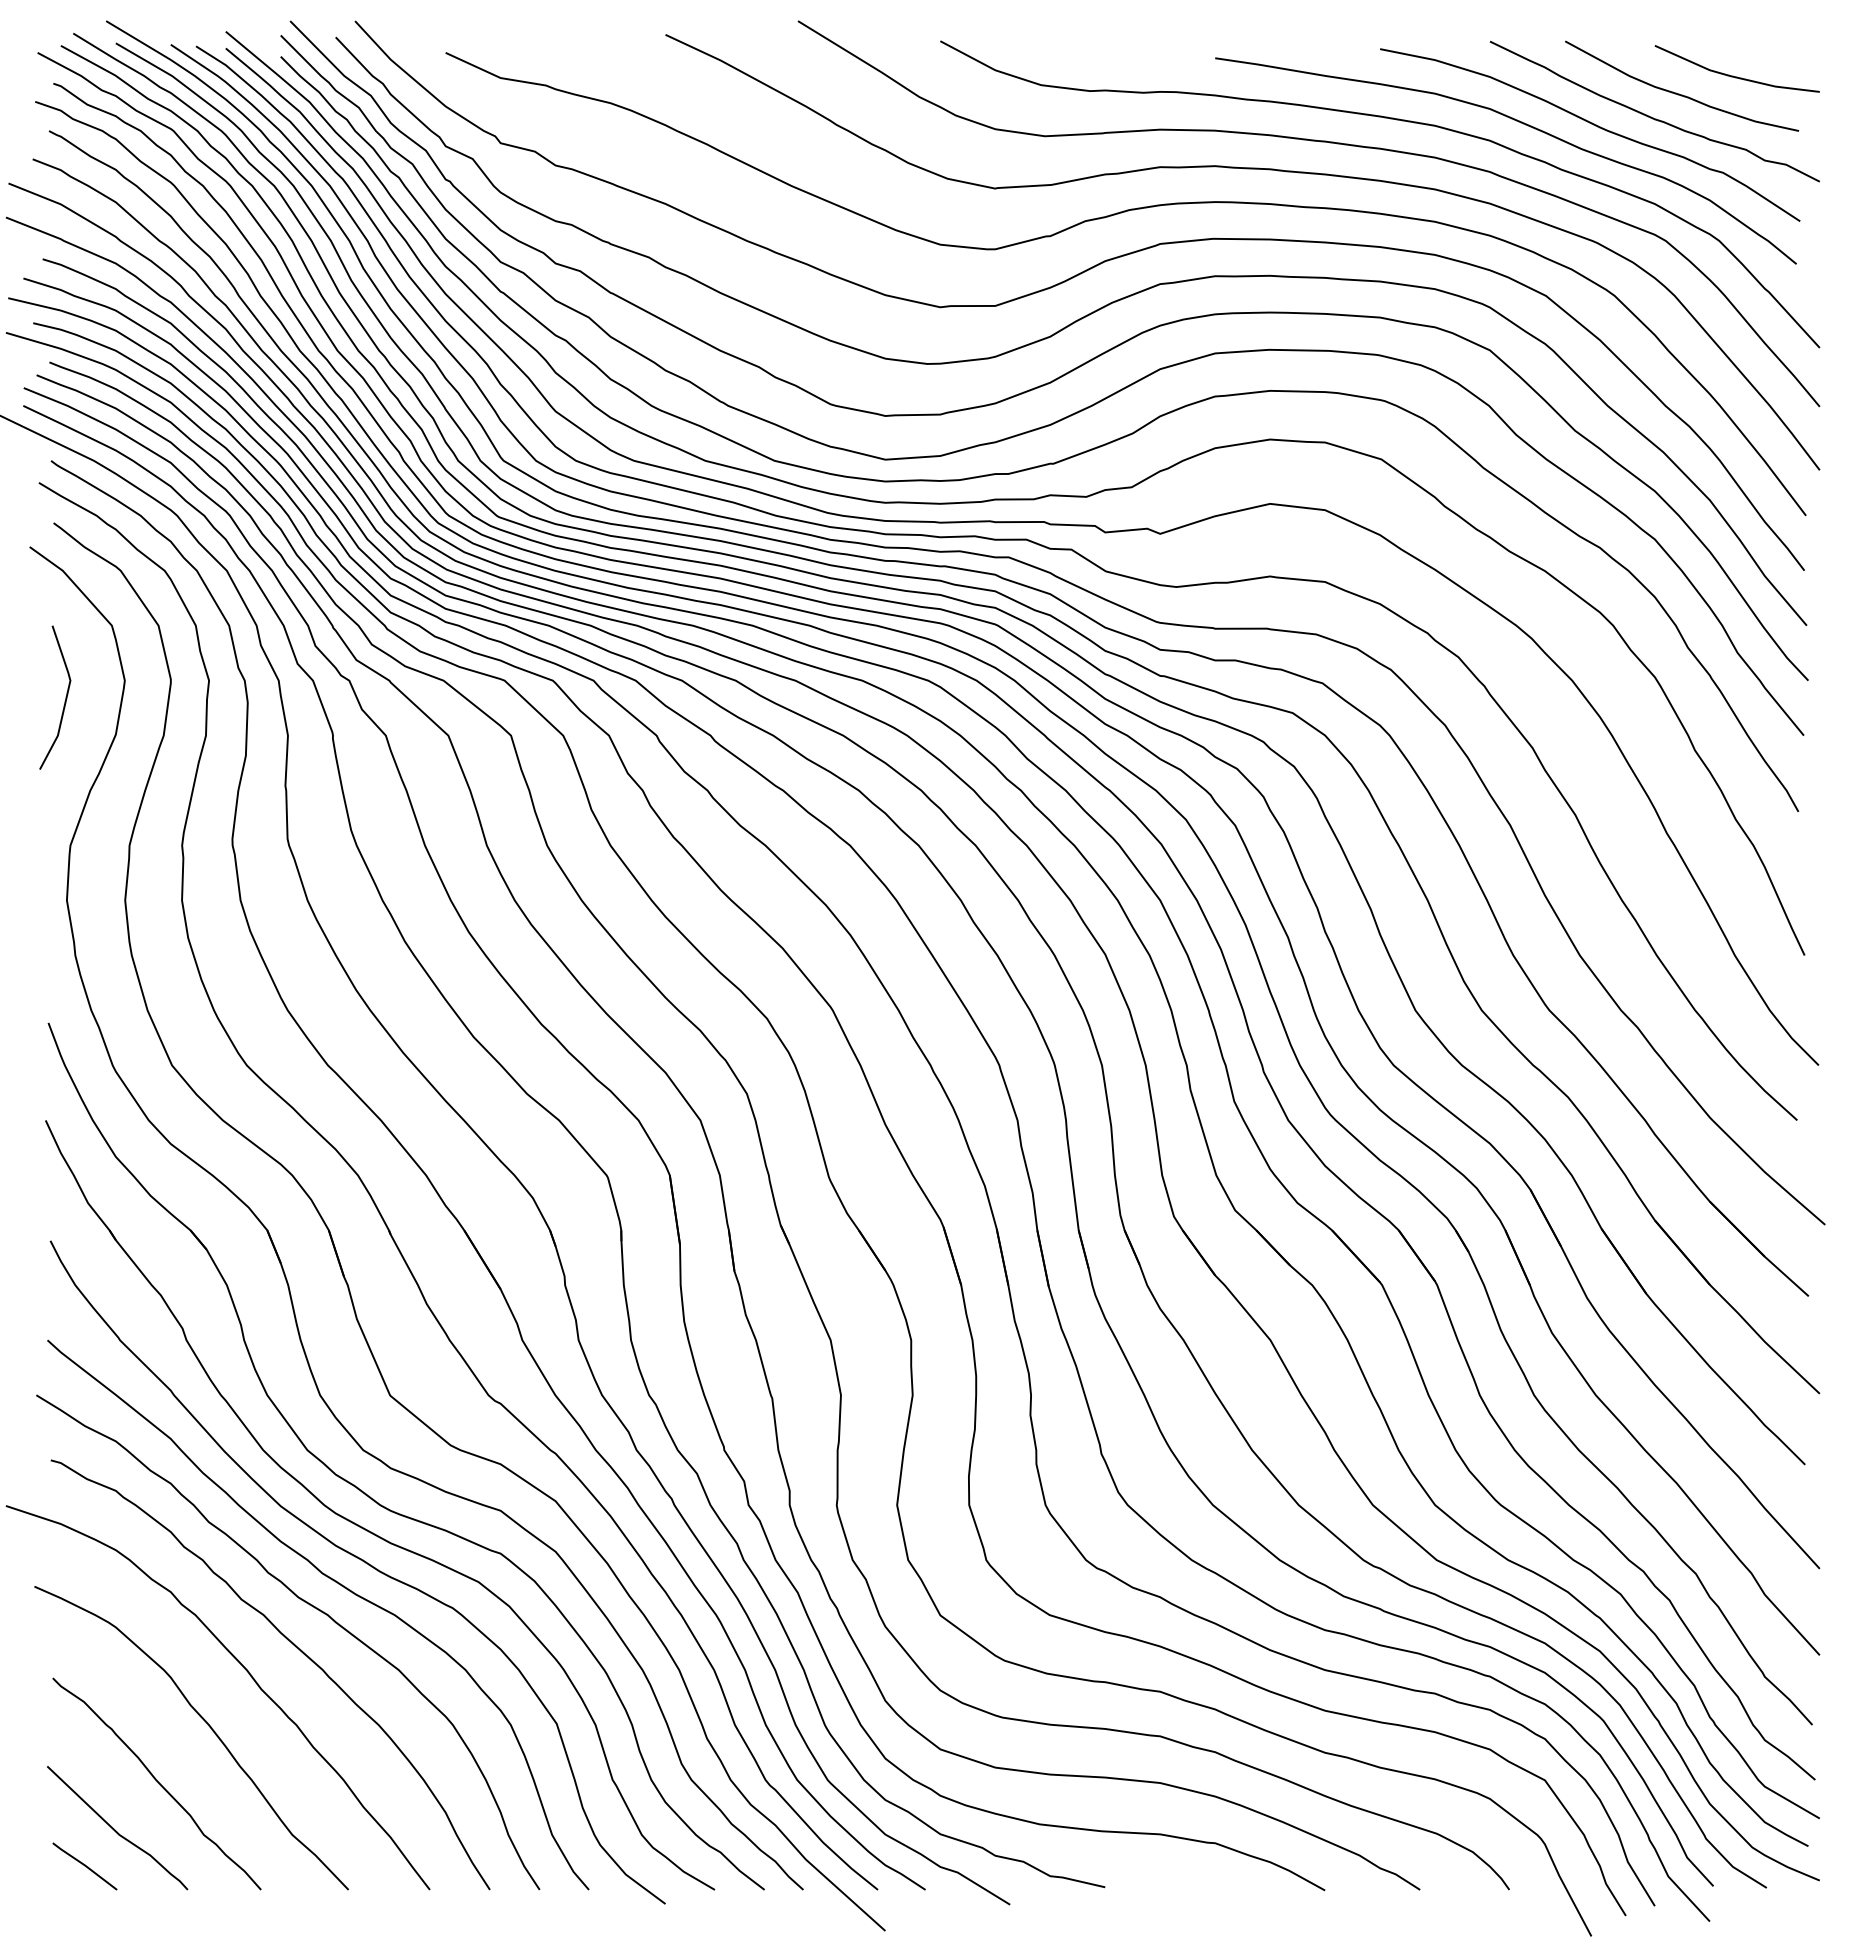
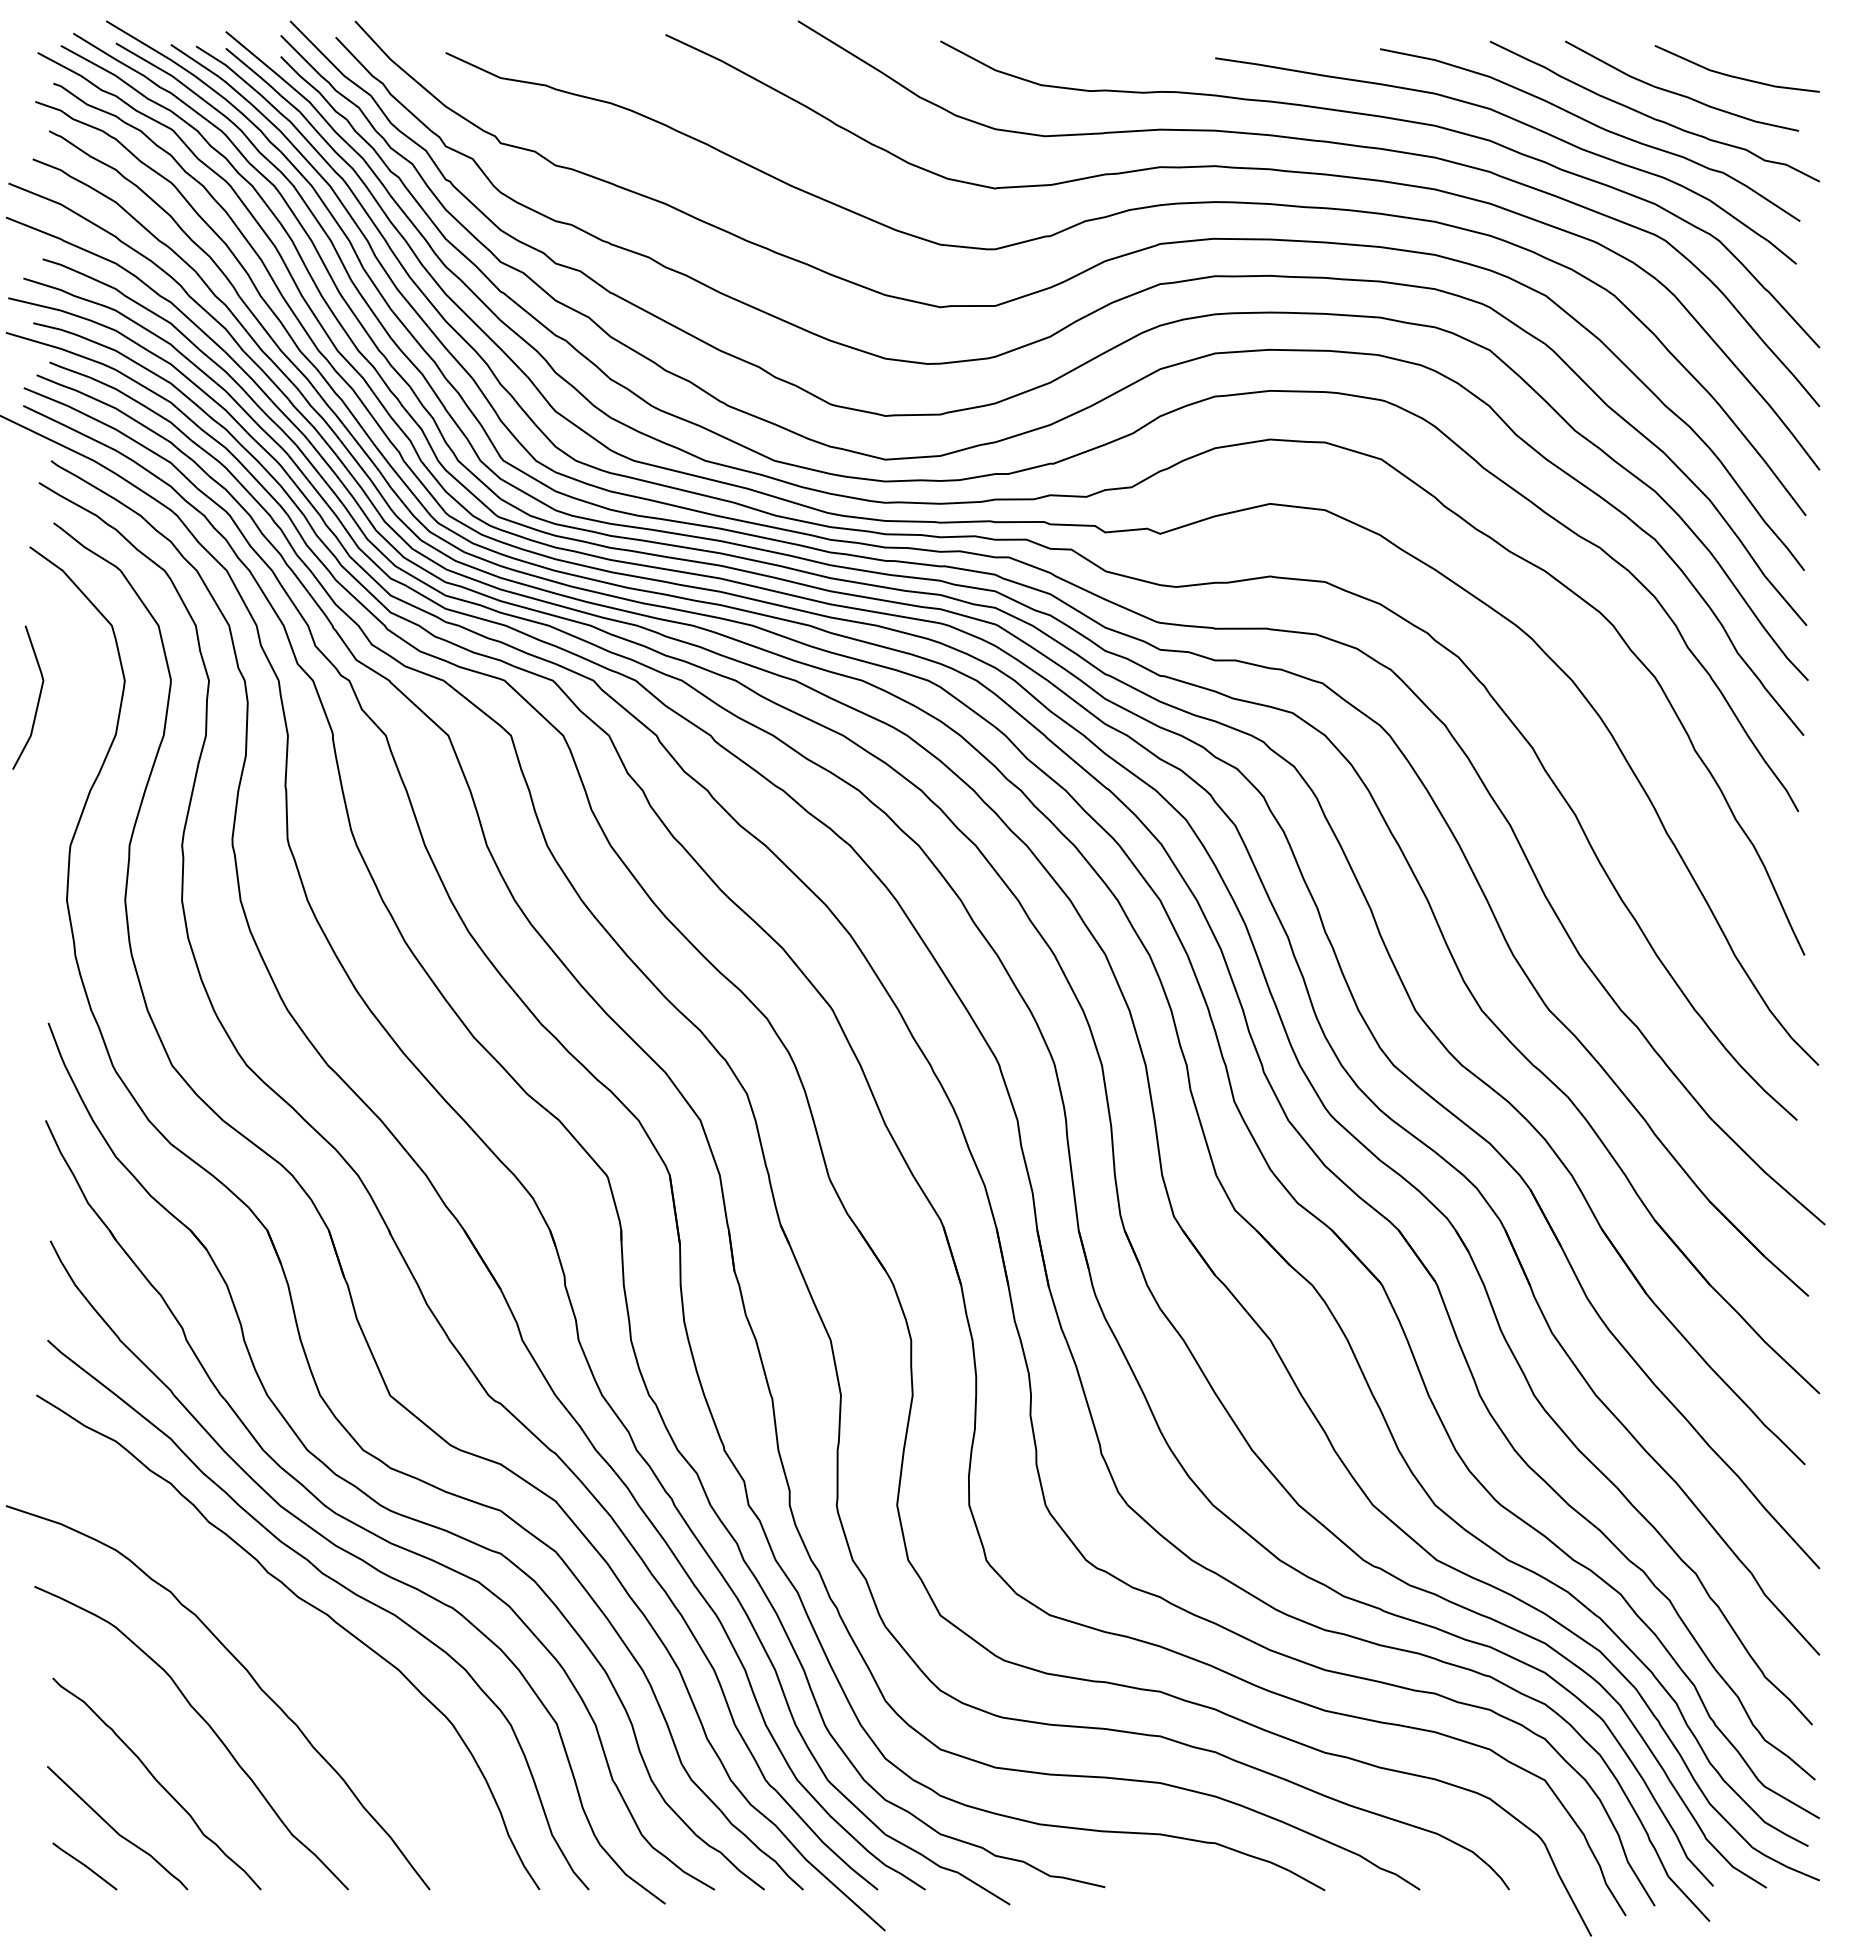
line position: (64, 701) -> (37, 701) (37, 701)
curve: present -> none (296, 1648)
